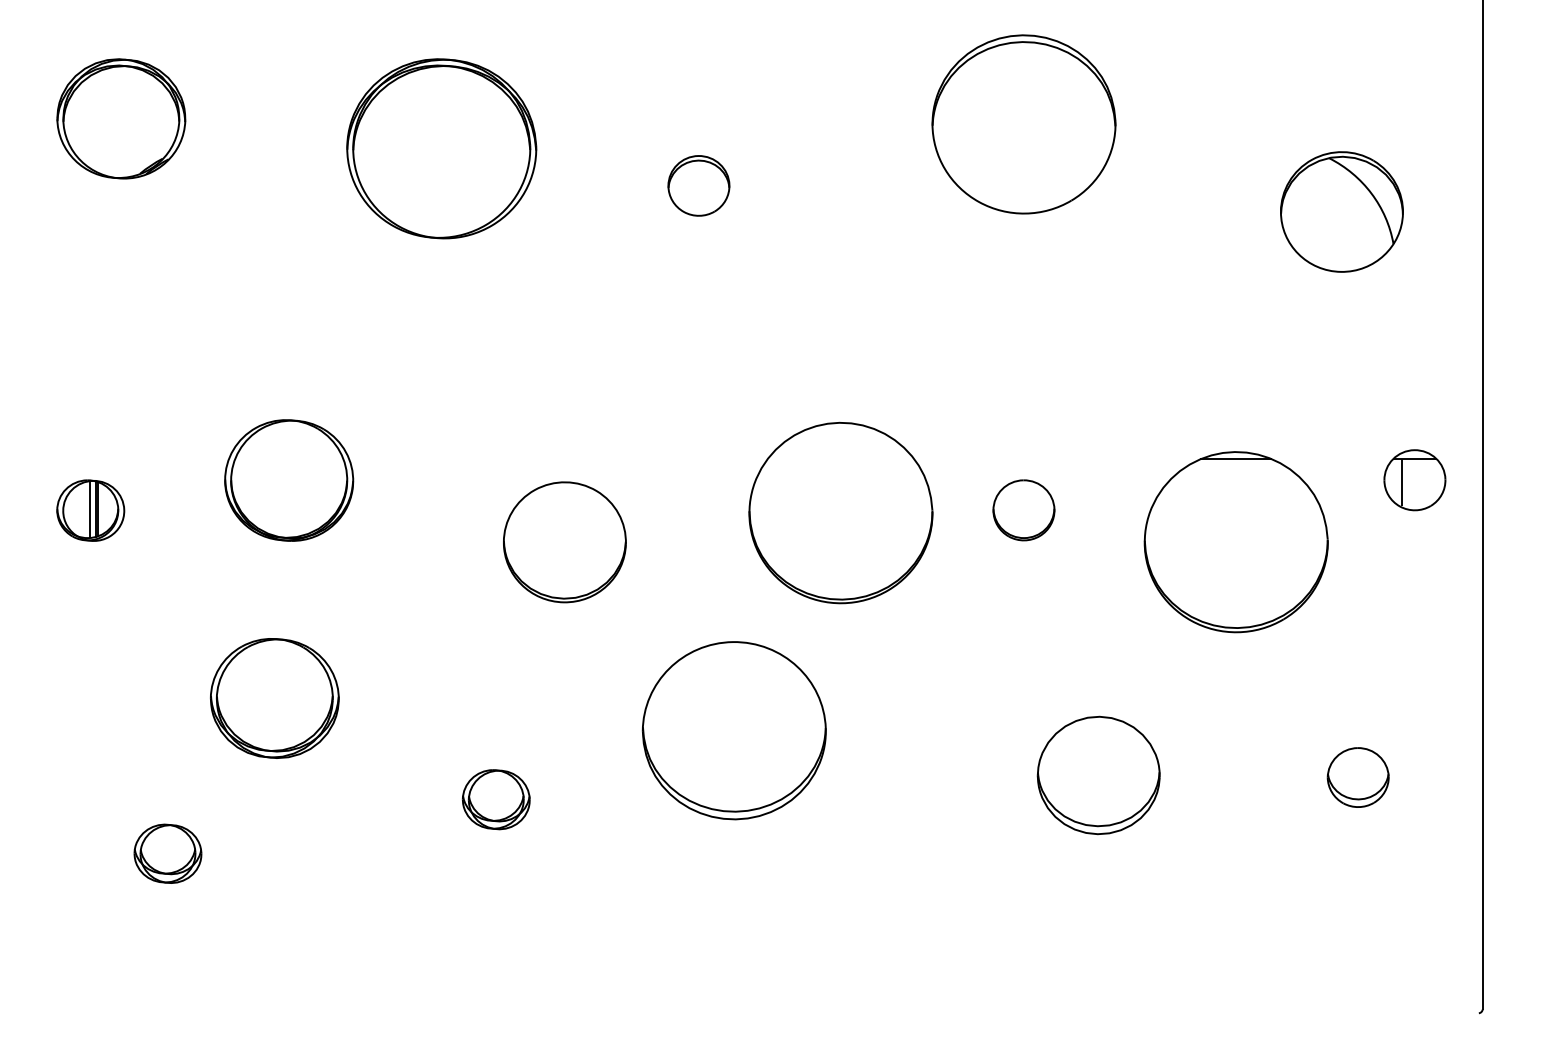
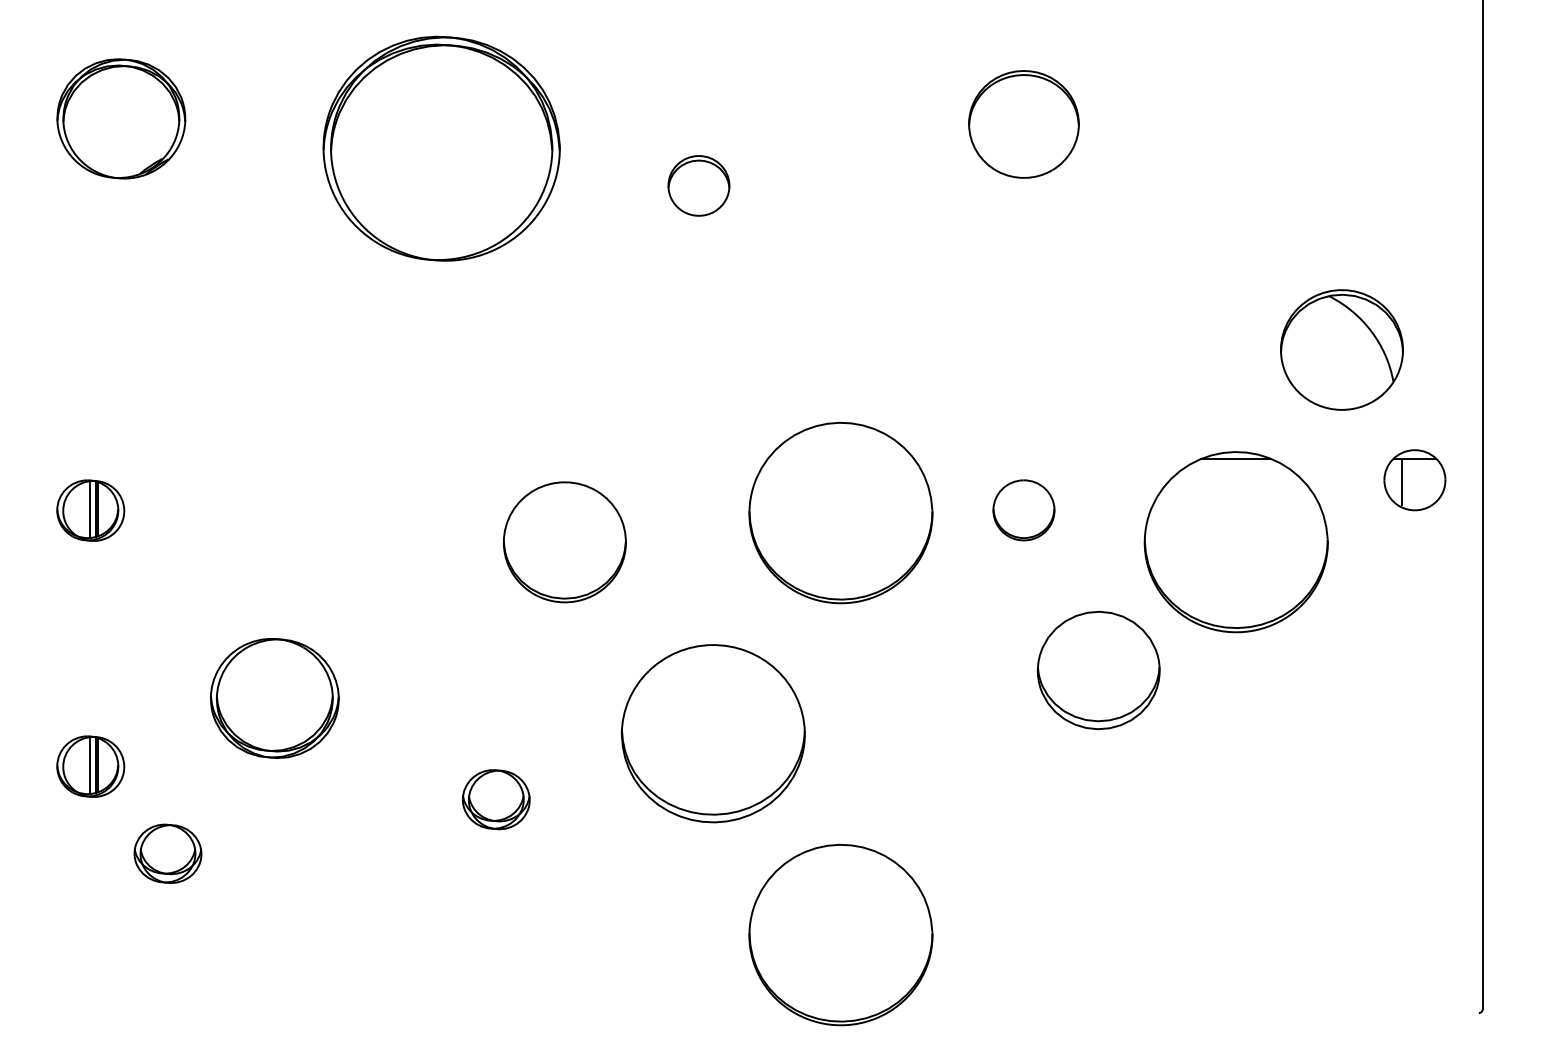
part size: 186x181 px -> 112x109 px (1023, 124)
part size: 192x182 px -> 239x227 px (441, 148)
part position: (1341, 211) -> (1341, 349) (1341, 349)
part: present -> none (289, 480)
part position: (733, 730) -> (712, 733) (712, 733)
part: none -> present (90, 766)
part position: (1098, 775) -> (1098, 670) (1098, 670)
part: present -> none (1357, 777)
part: none -> present (840, 934)
